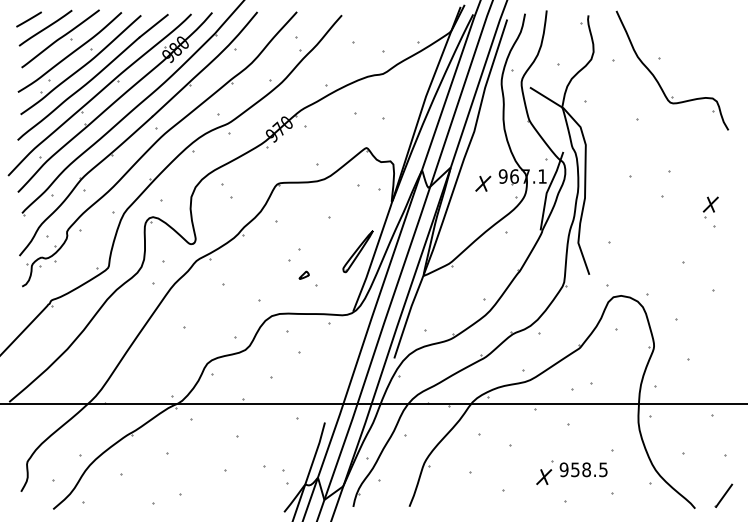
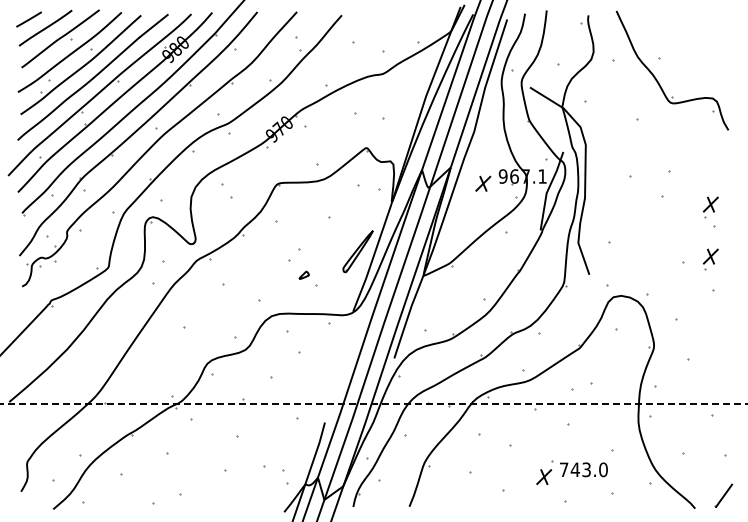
part: none -> present (710, 259)
line: solid -> dashed (373, 403)
text: 958.5 -> 743.0 (583, 469)
